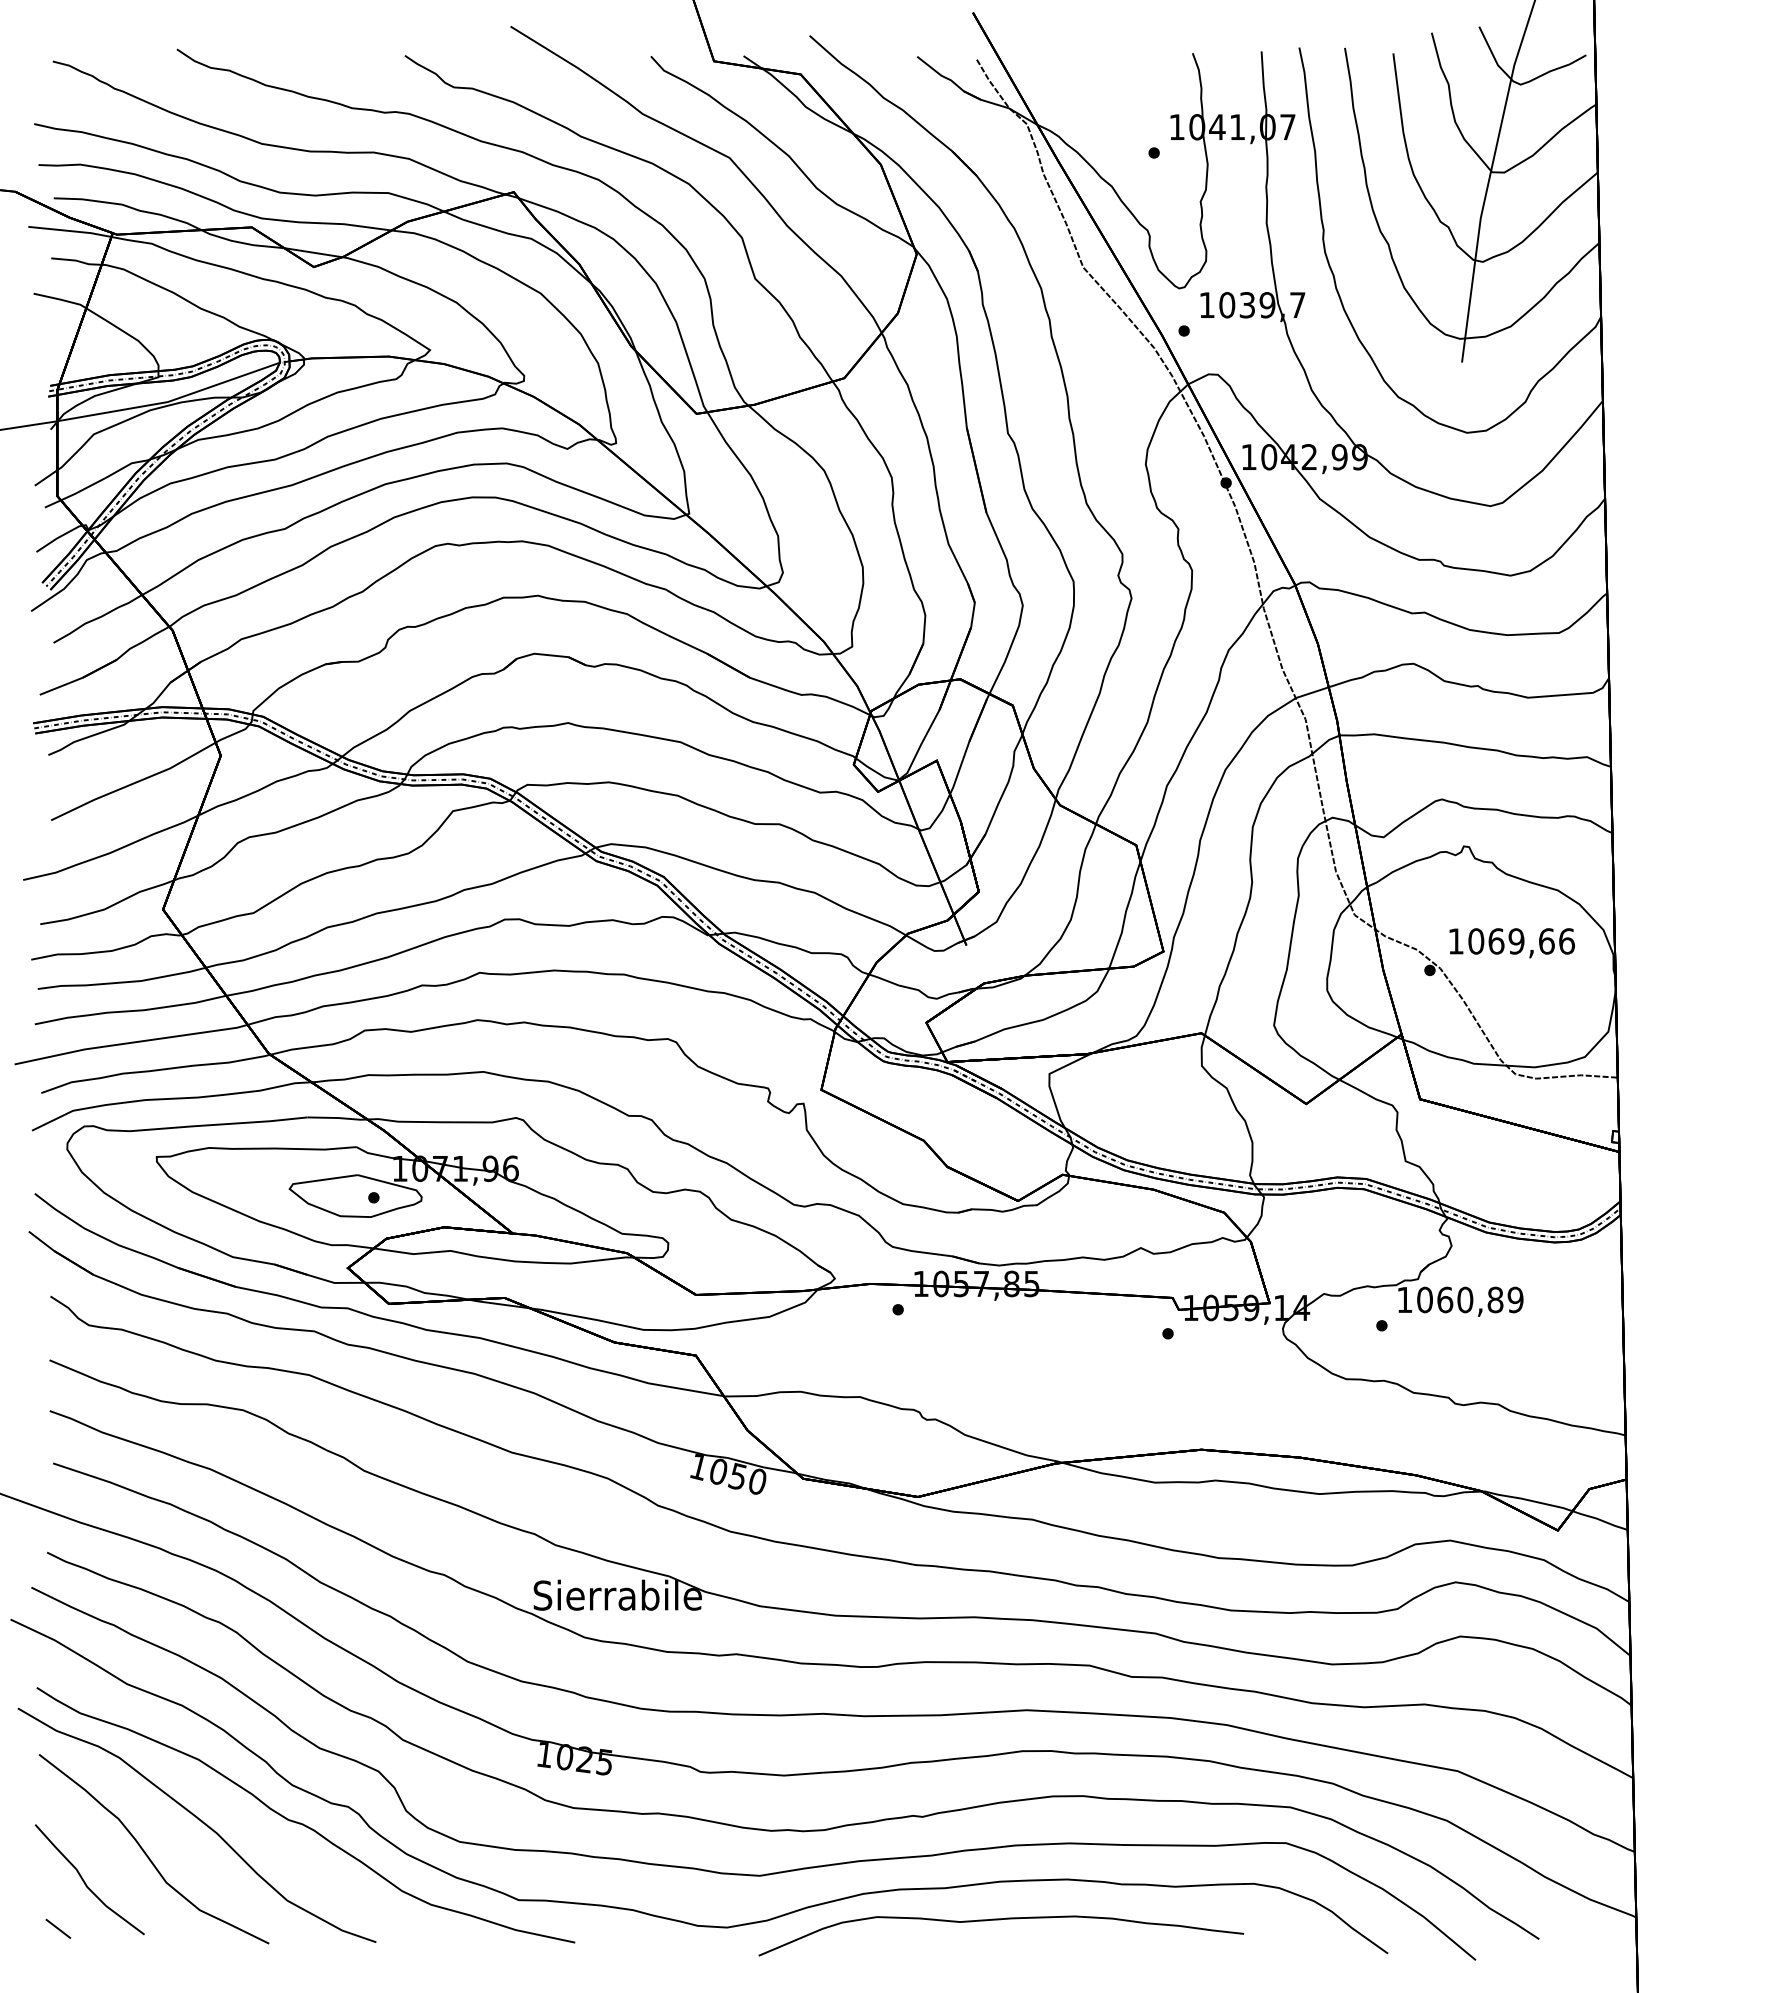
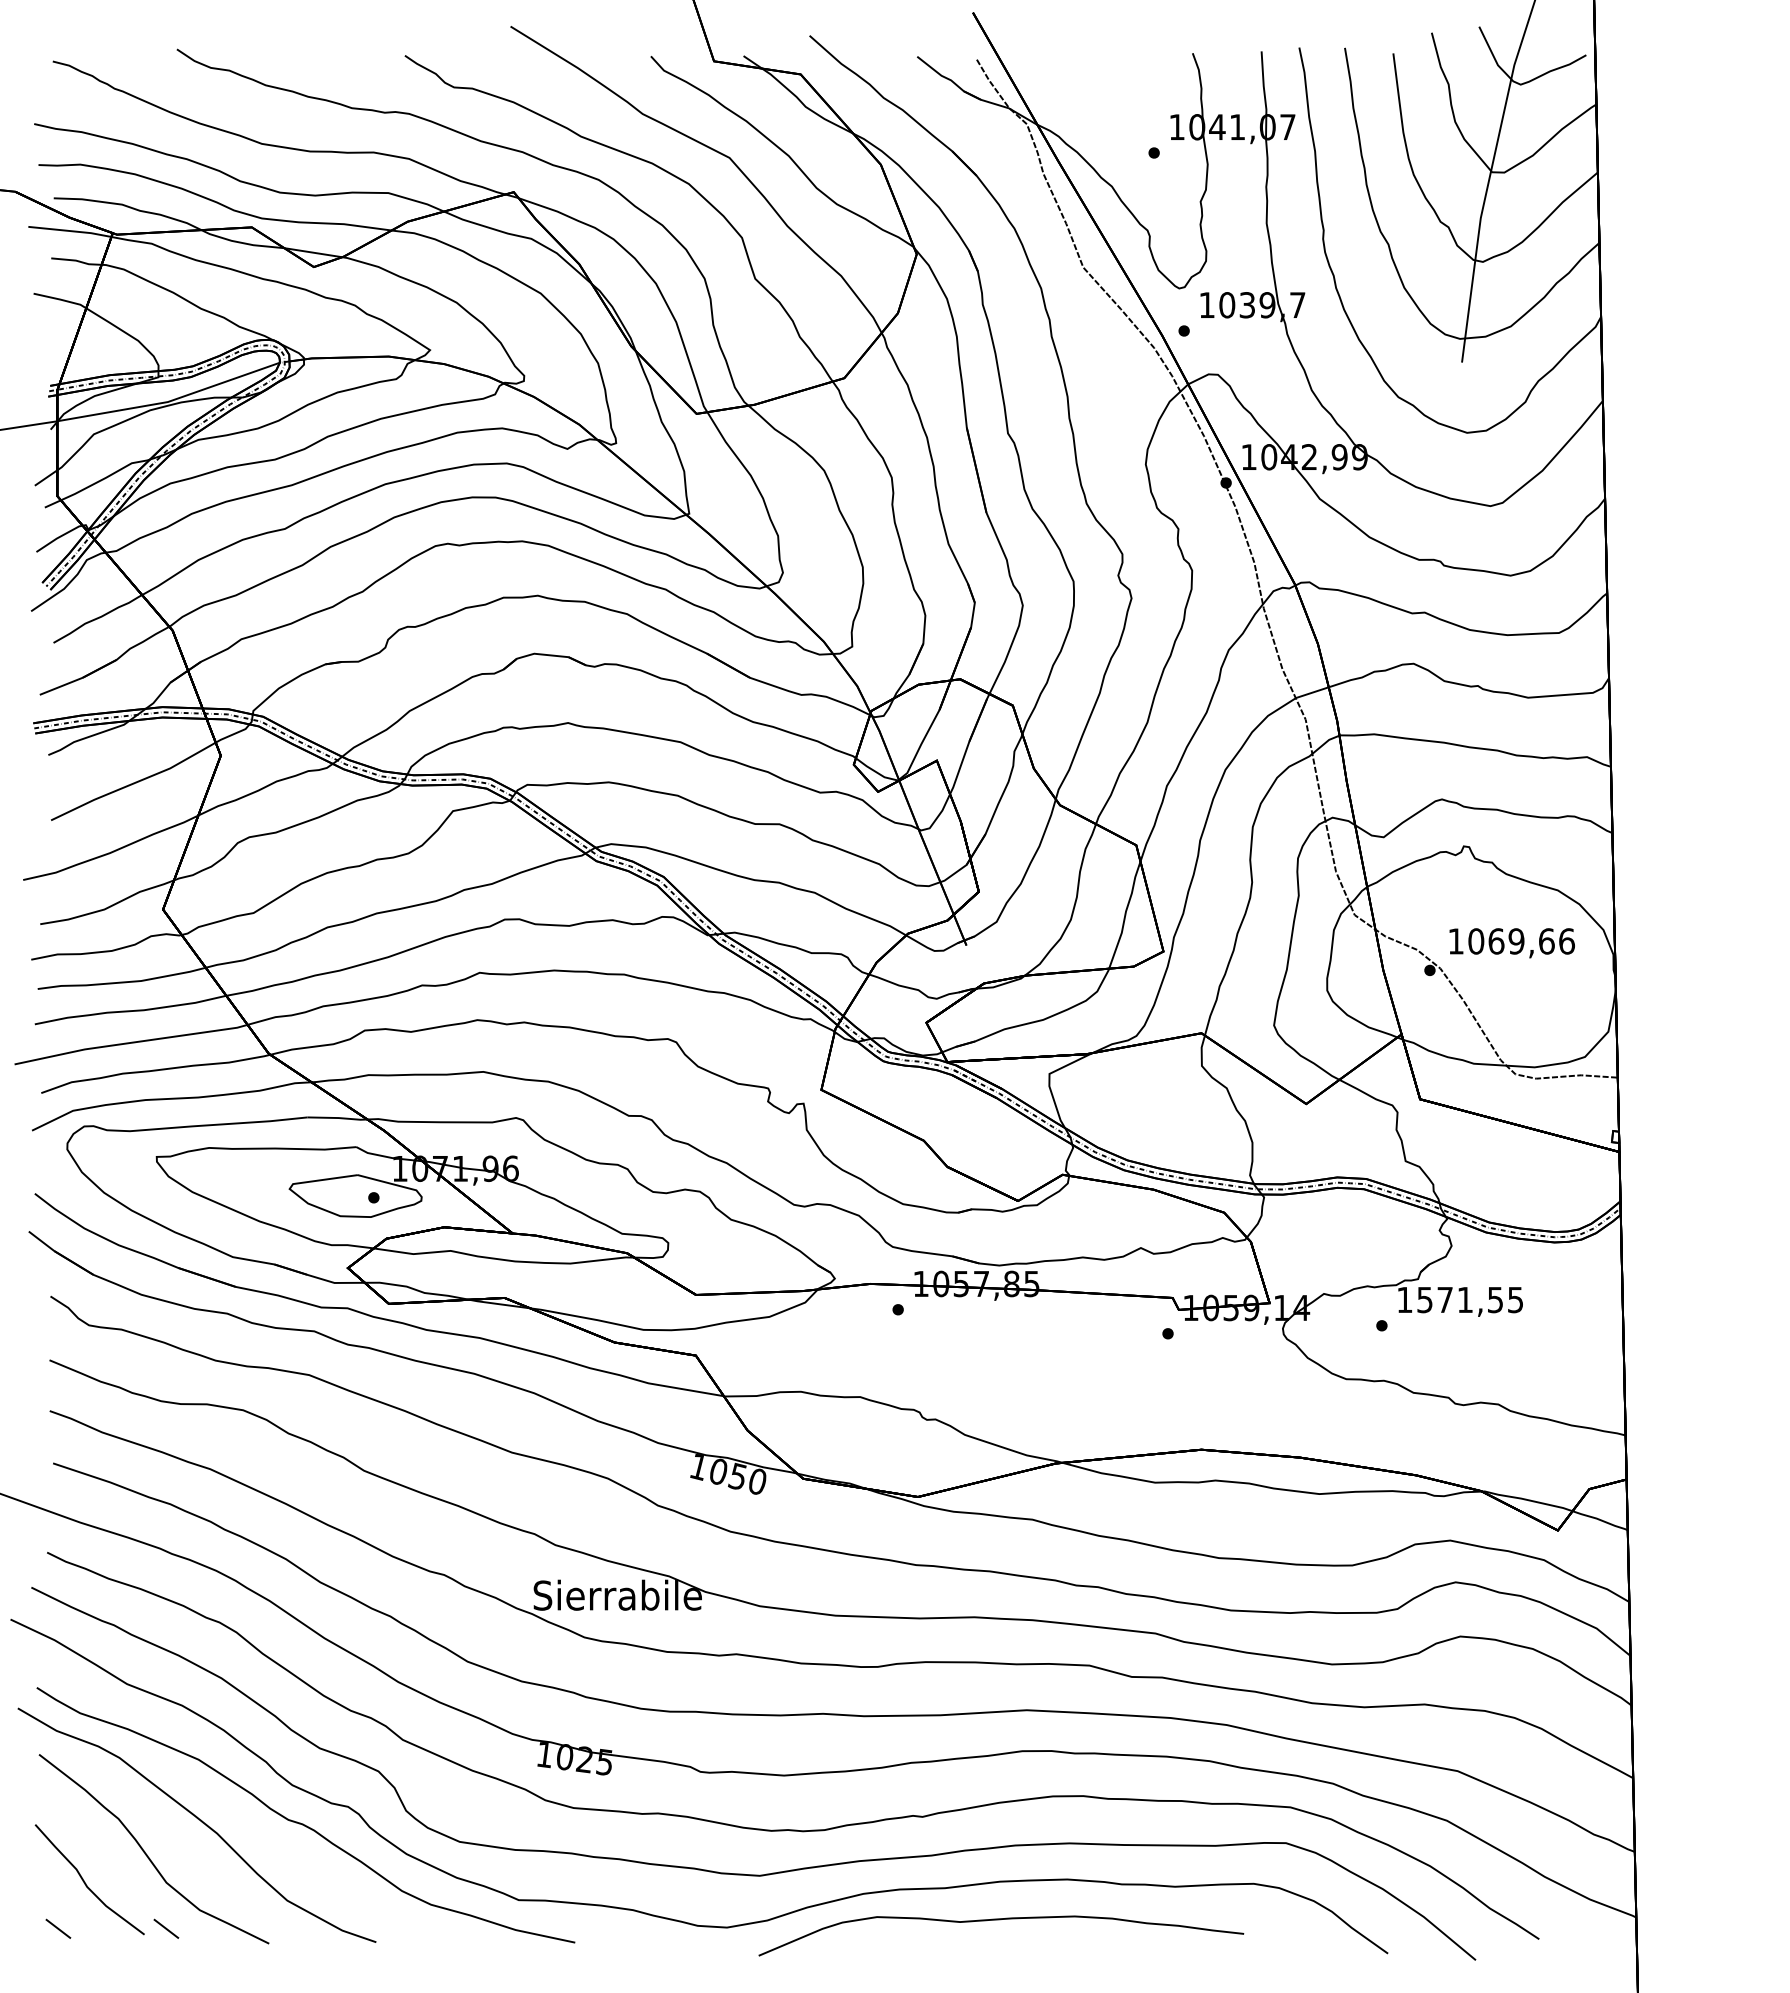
text: 1060,89 -> 1571,55 (1470, 1299)
line: none -> present (166, 1928)
